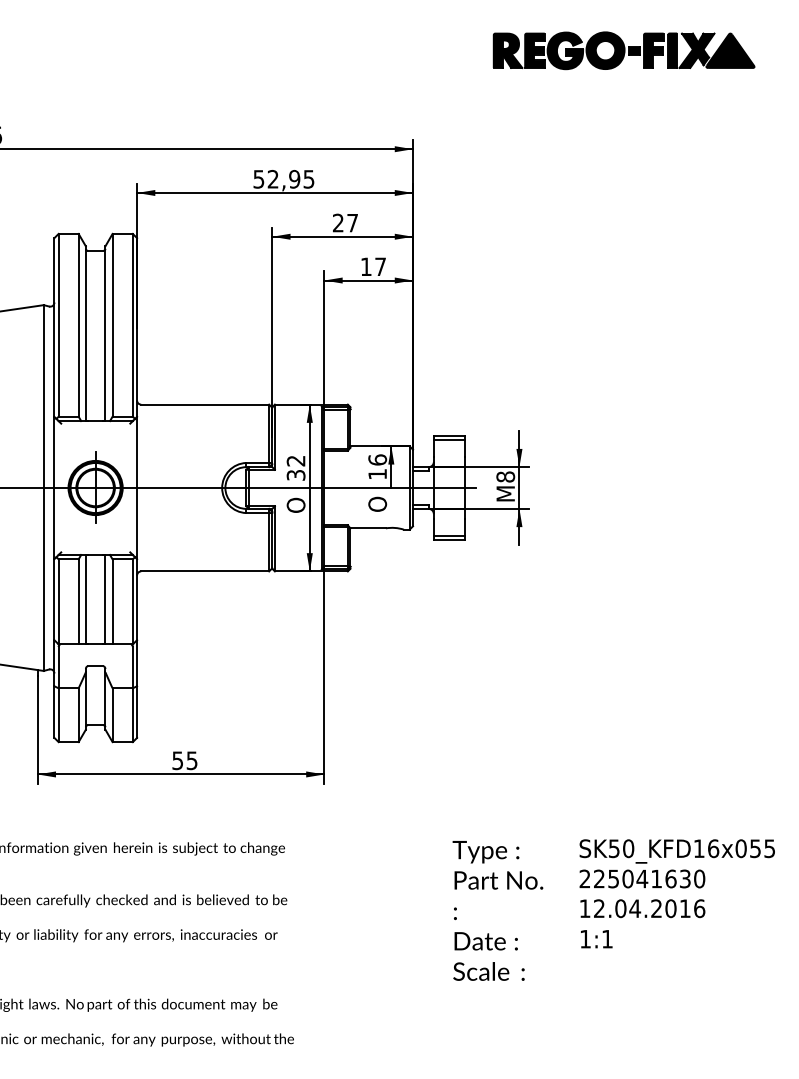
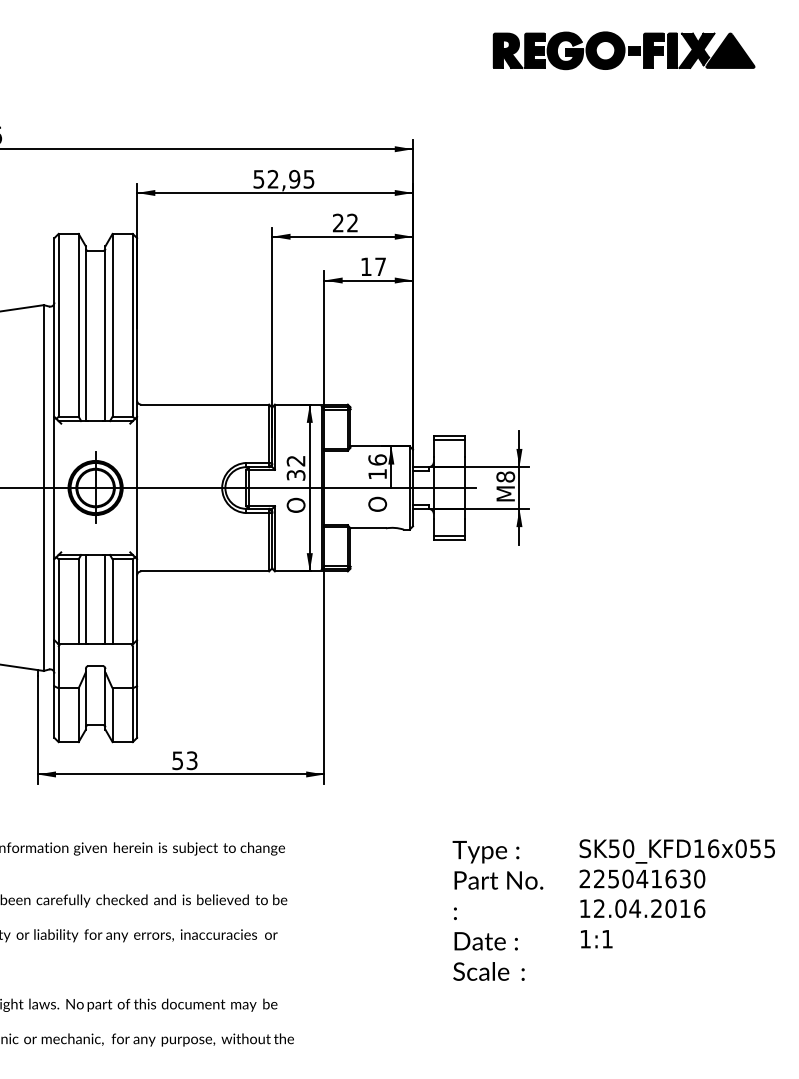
text: 27 -> 22 (352, 222)
text: 55 -> 53 (192, 760)
